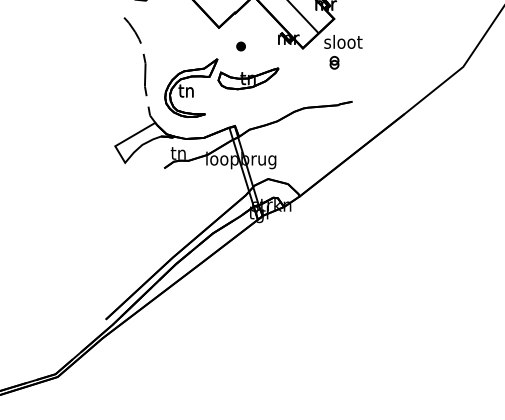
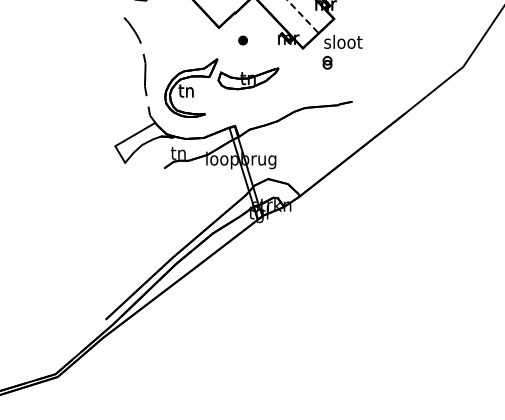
line: solid -> dashed (302, 16)
part position: (240, 46) -> (242, 40) (242, 40)
part position: (334, 62) -> (327, 62) (327, 62)
